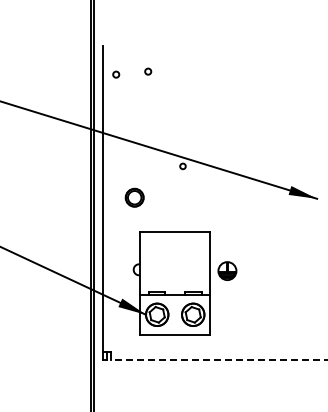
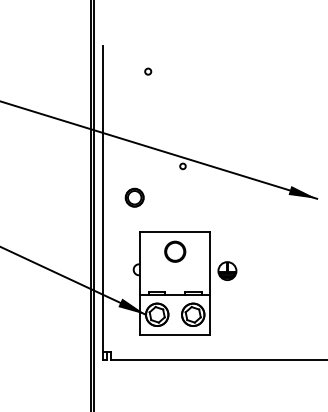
circle: present -> none (116, 74)
circle: none -> present (175, 251)
line: dashed -> solid (218, 359)
